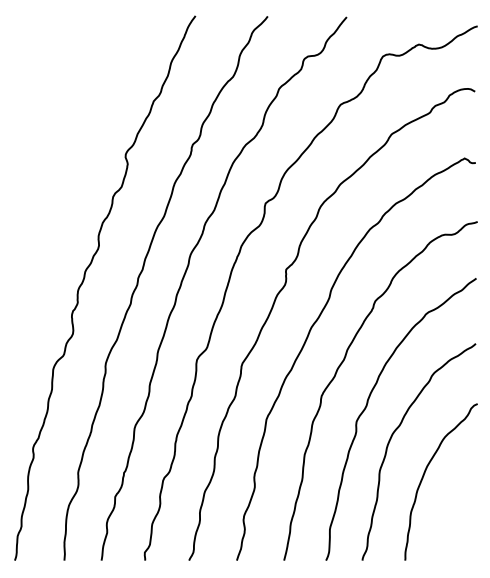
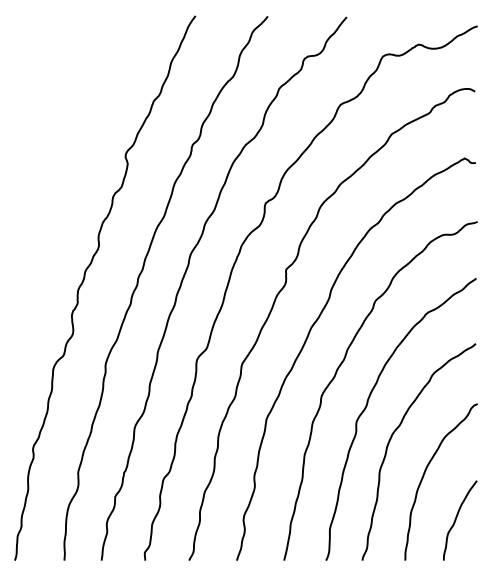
curve: none -> present (456, 520)
